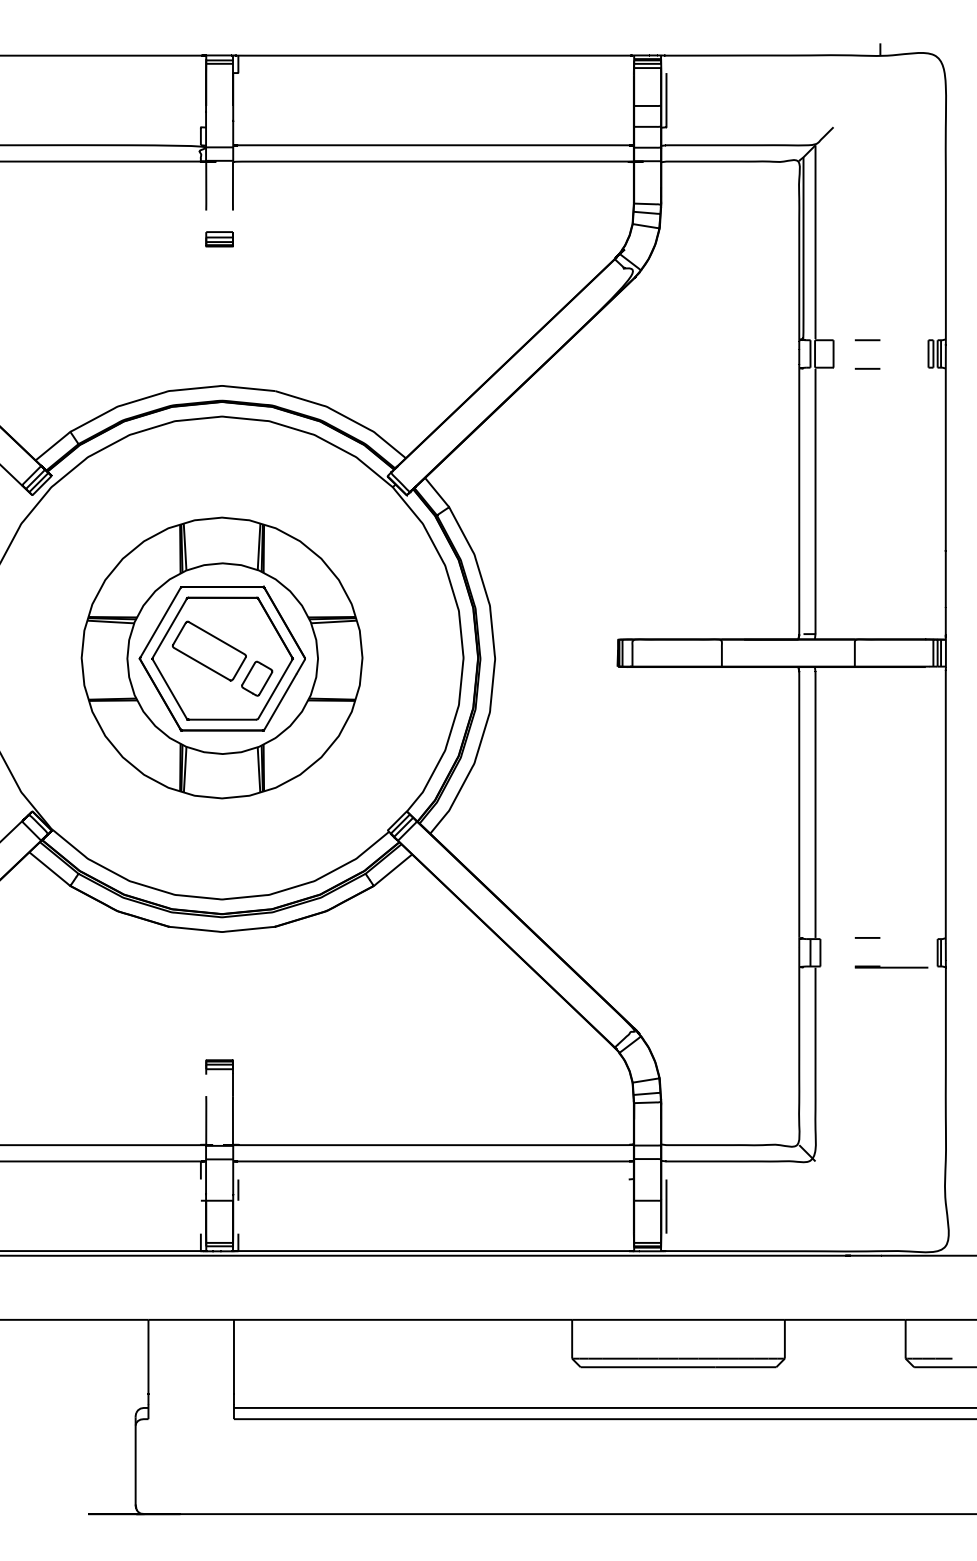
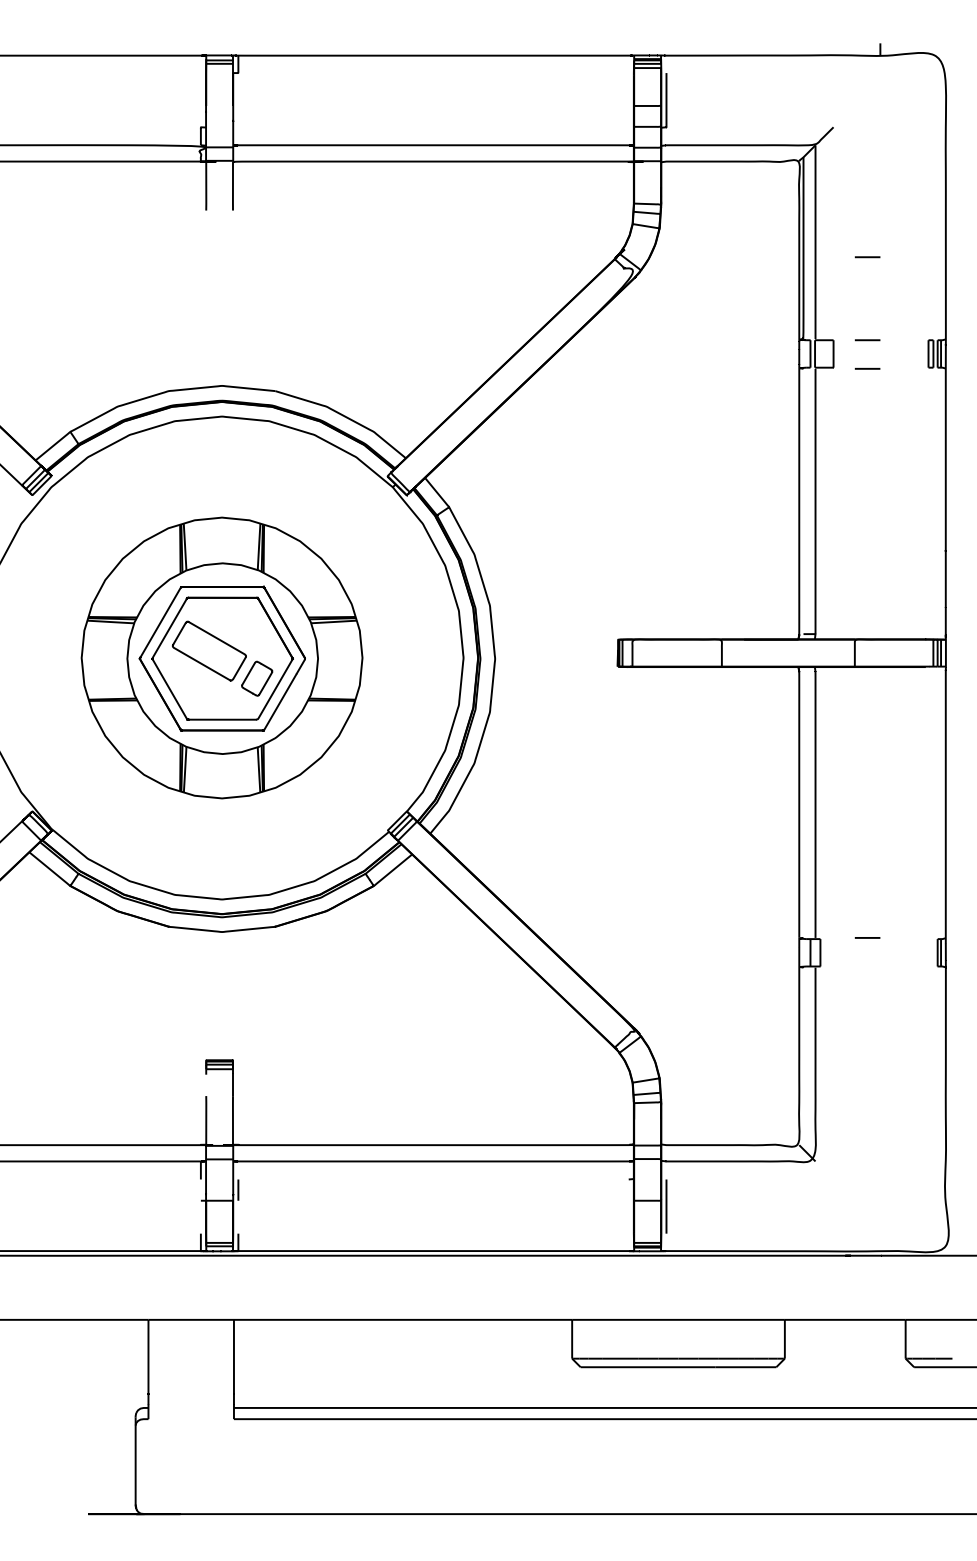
part: present -> none (219, 239)
line: none -> present (867, 257)
line: present -> none (891, 966)
